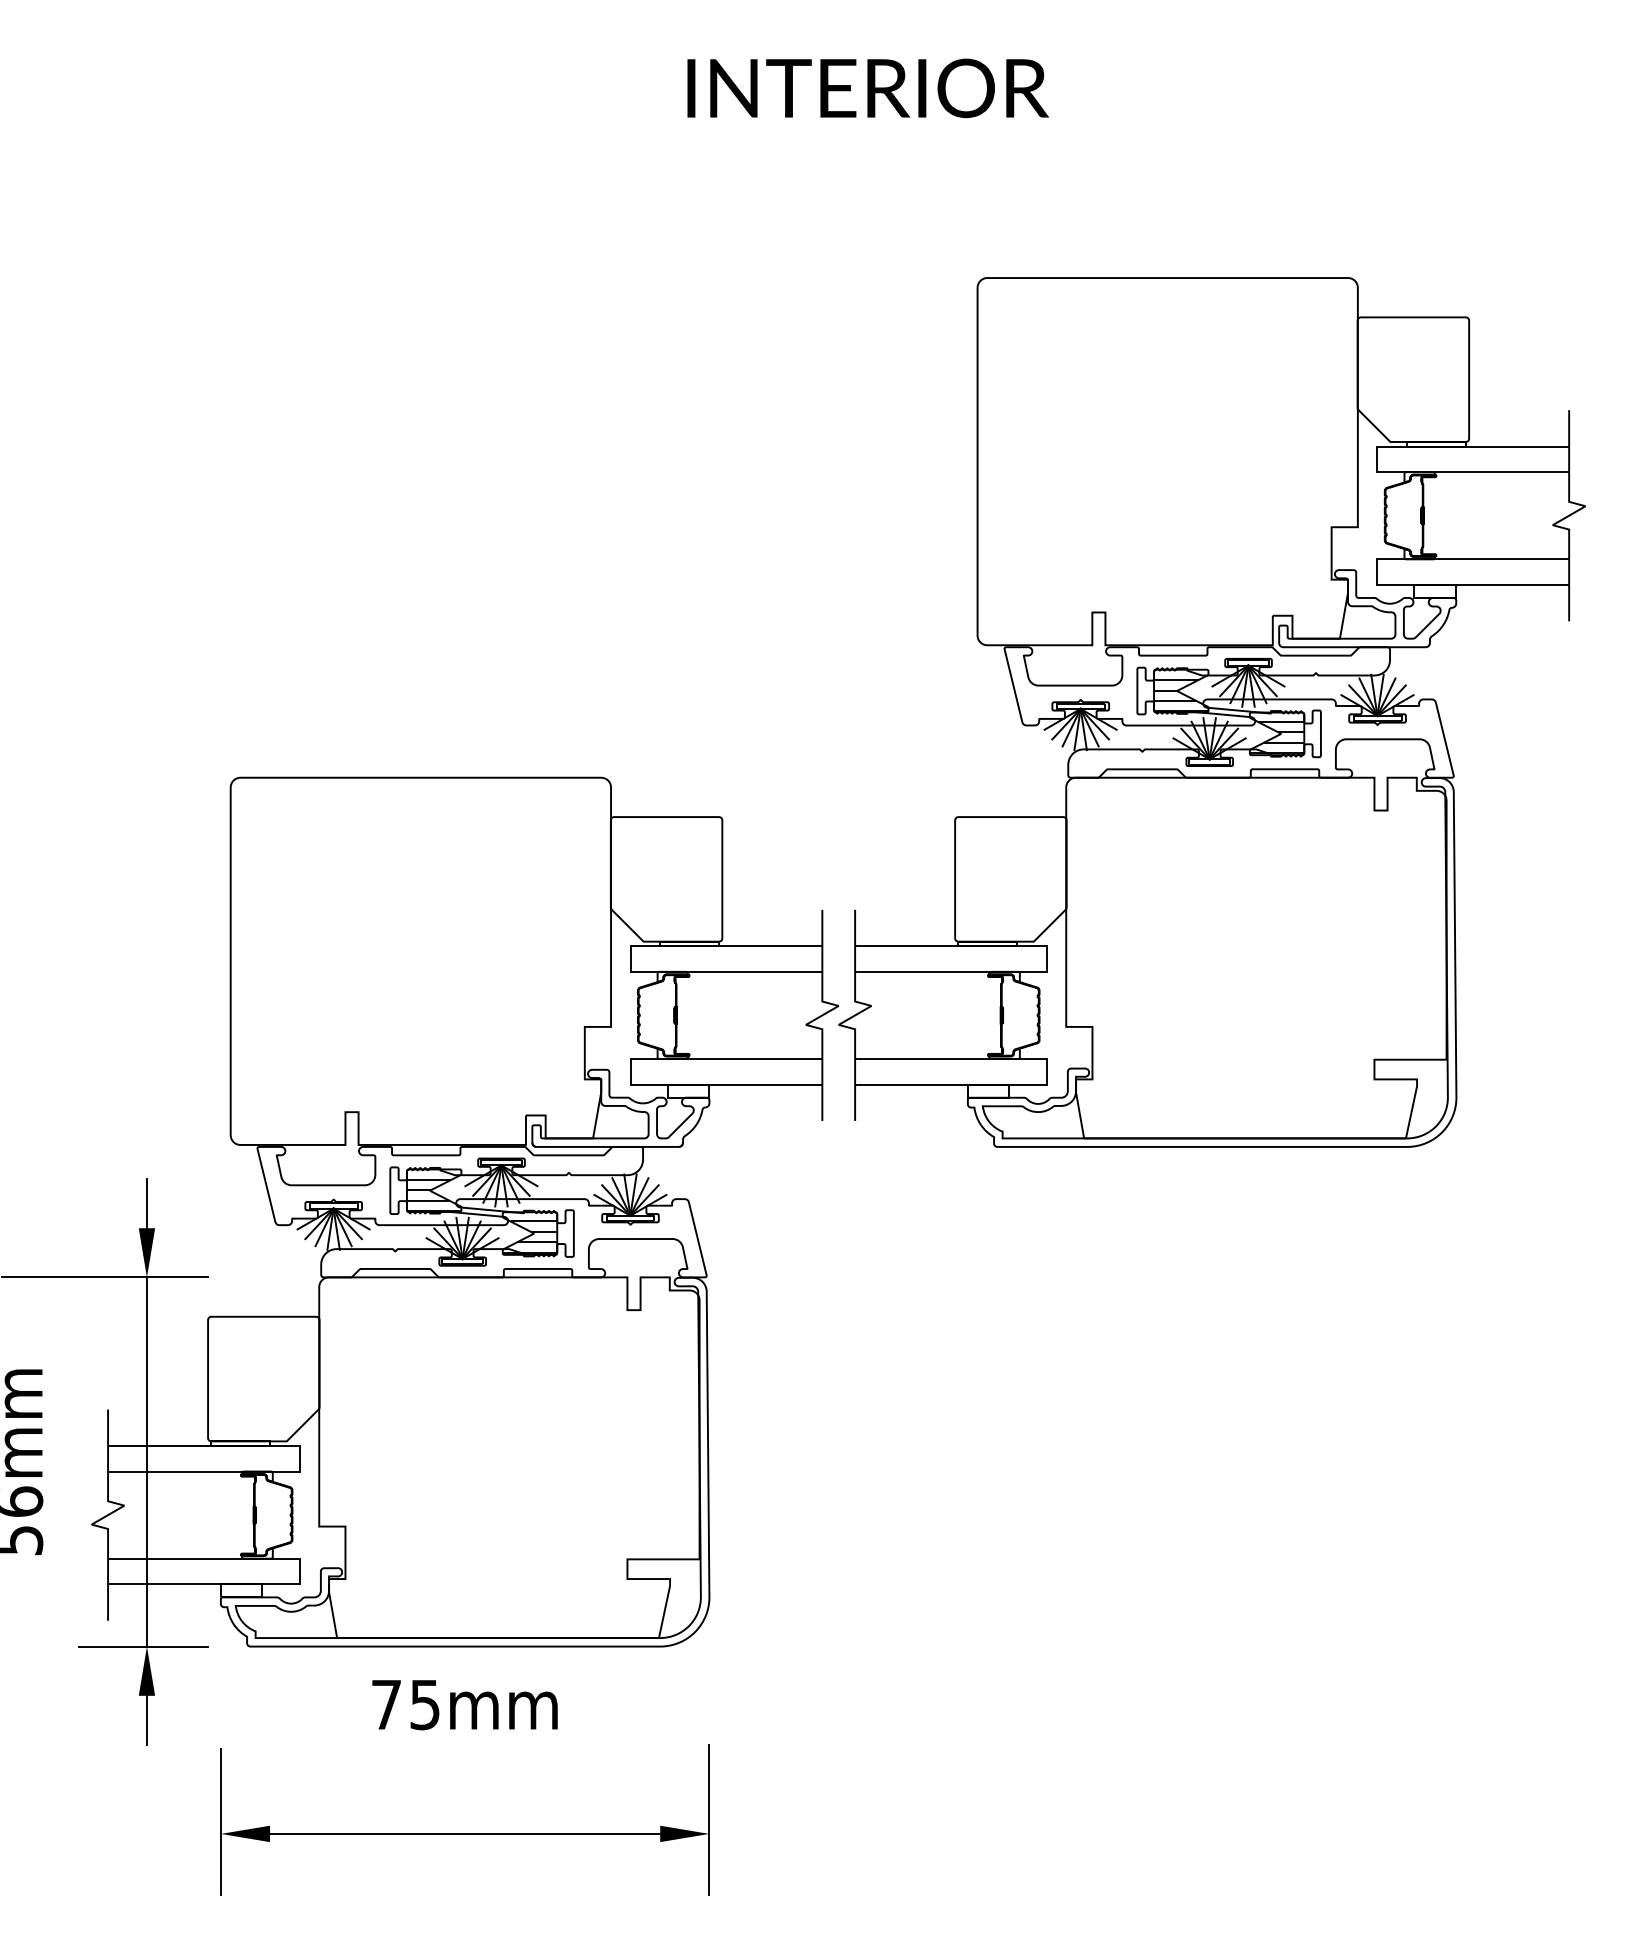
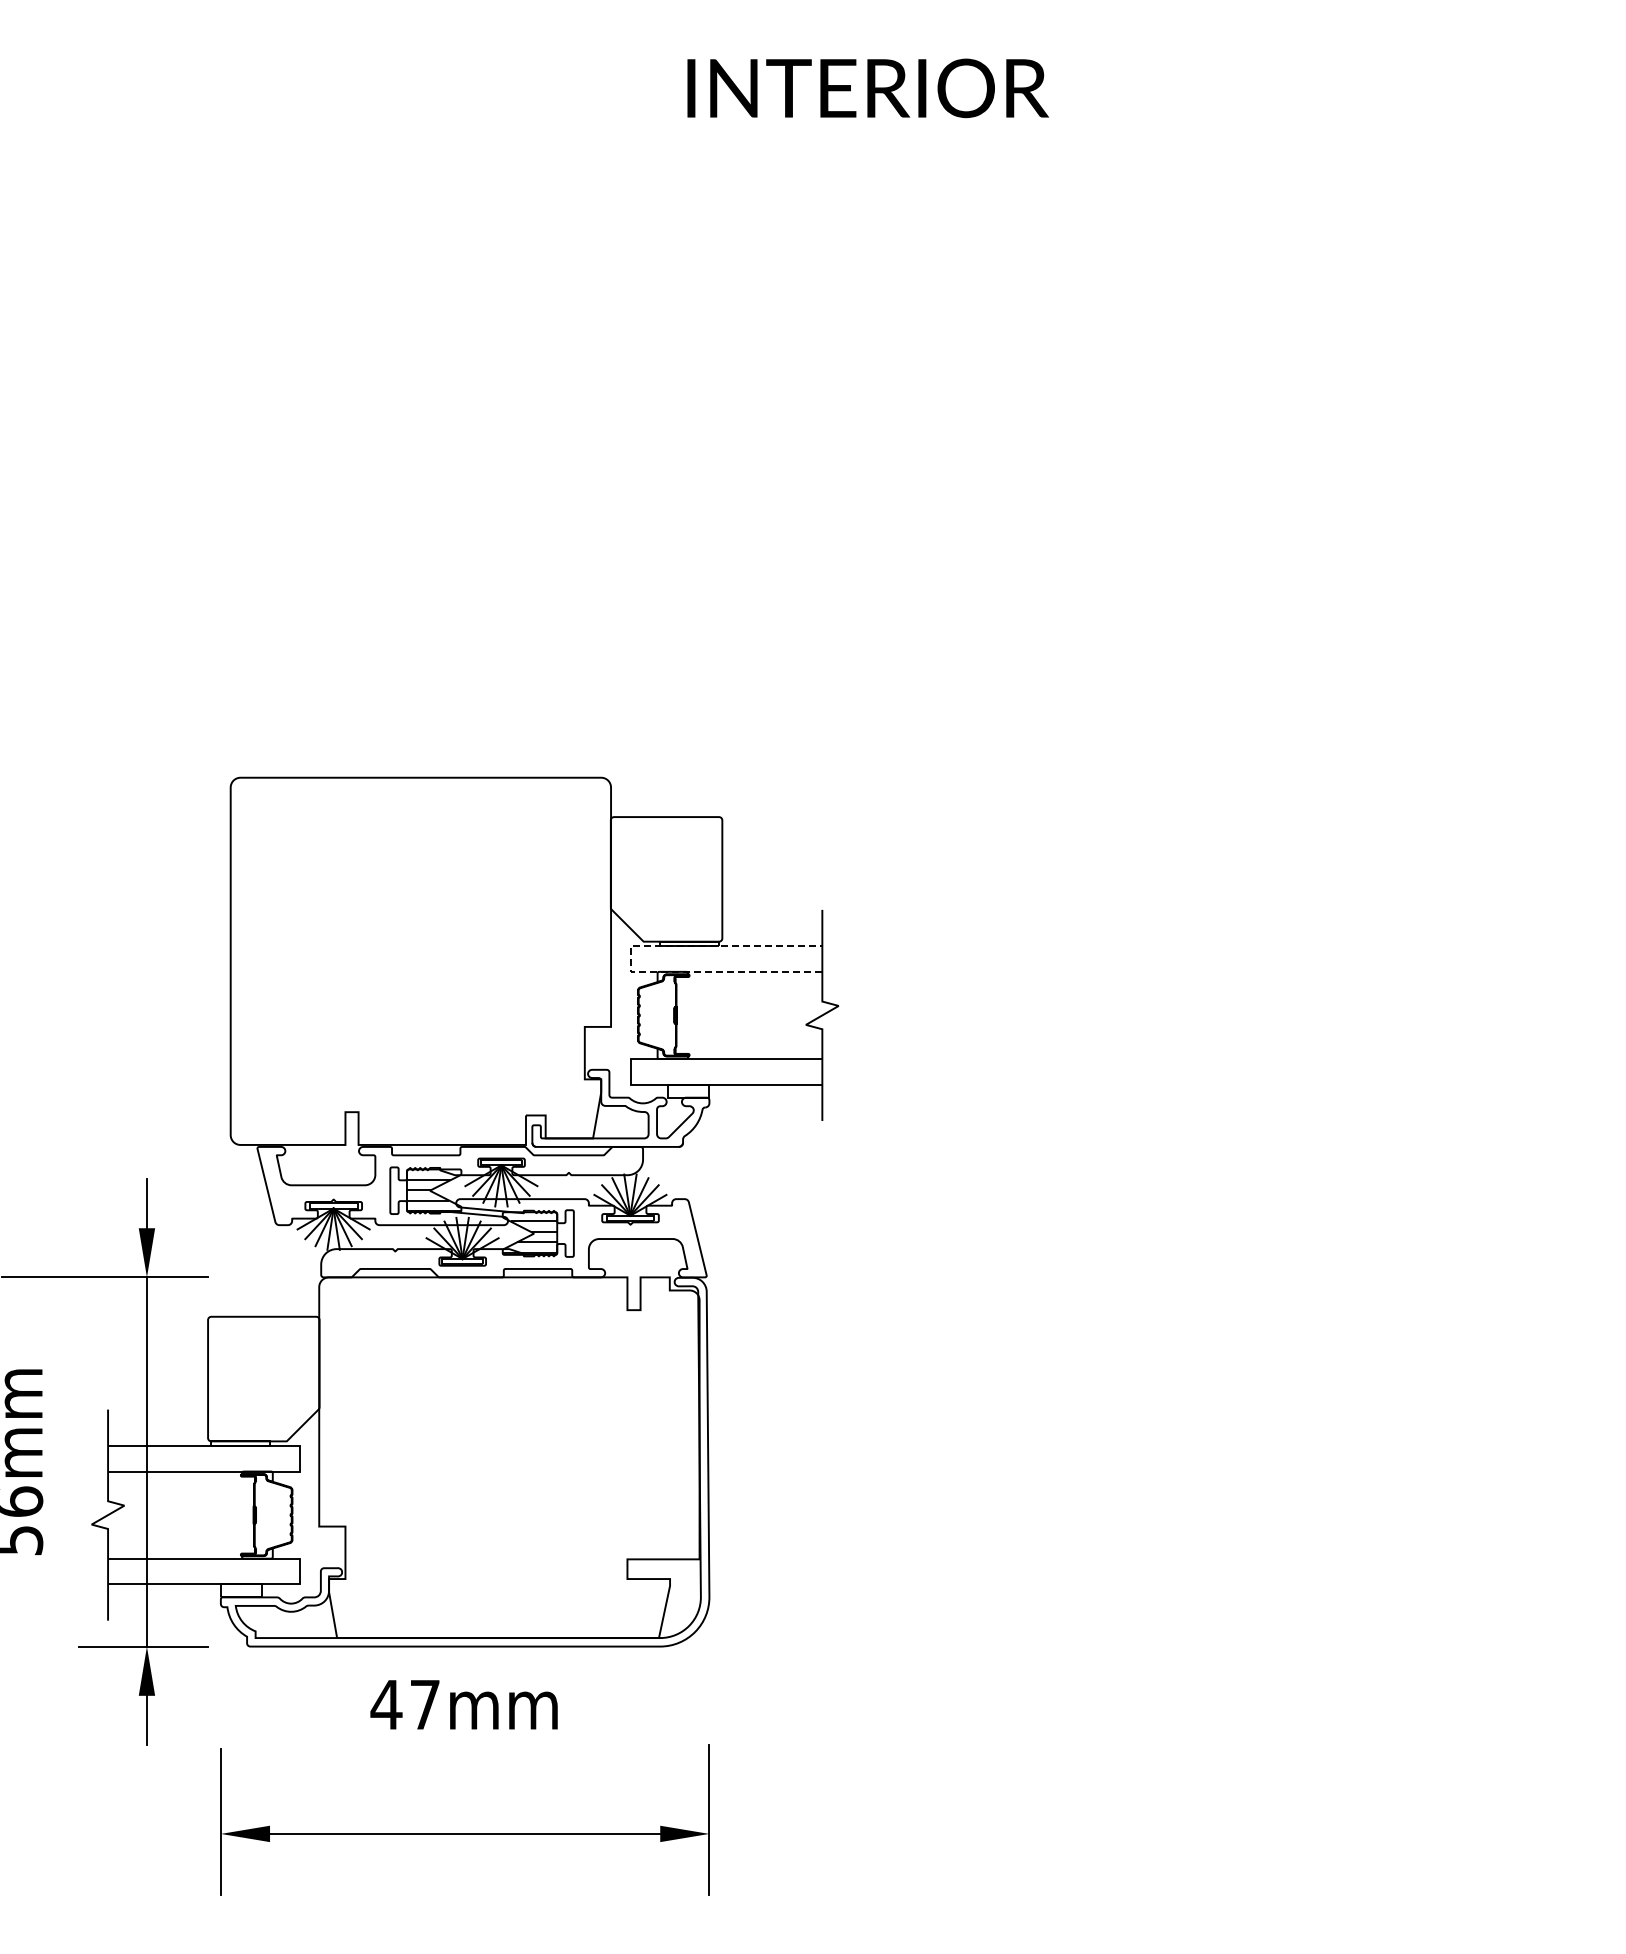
part: present -> none (1211, 712)
line: solid -> dashed (630, 959)
text: 75mm -> 47mm (404, 1705)
